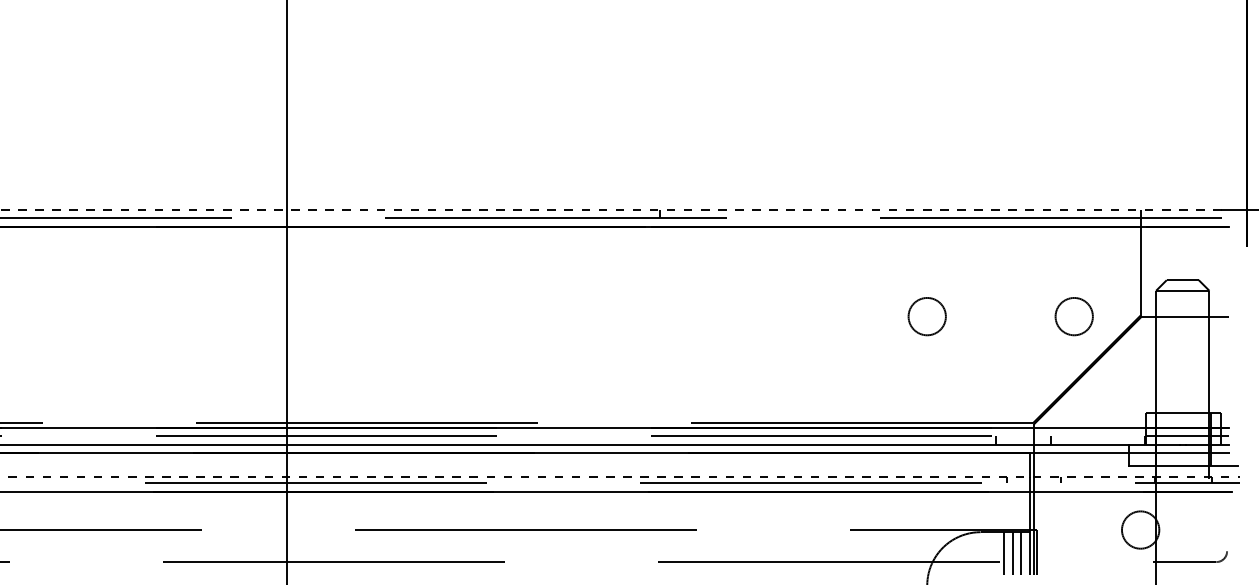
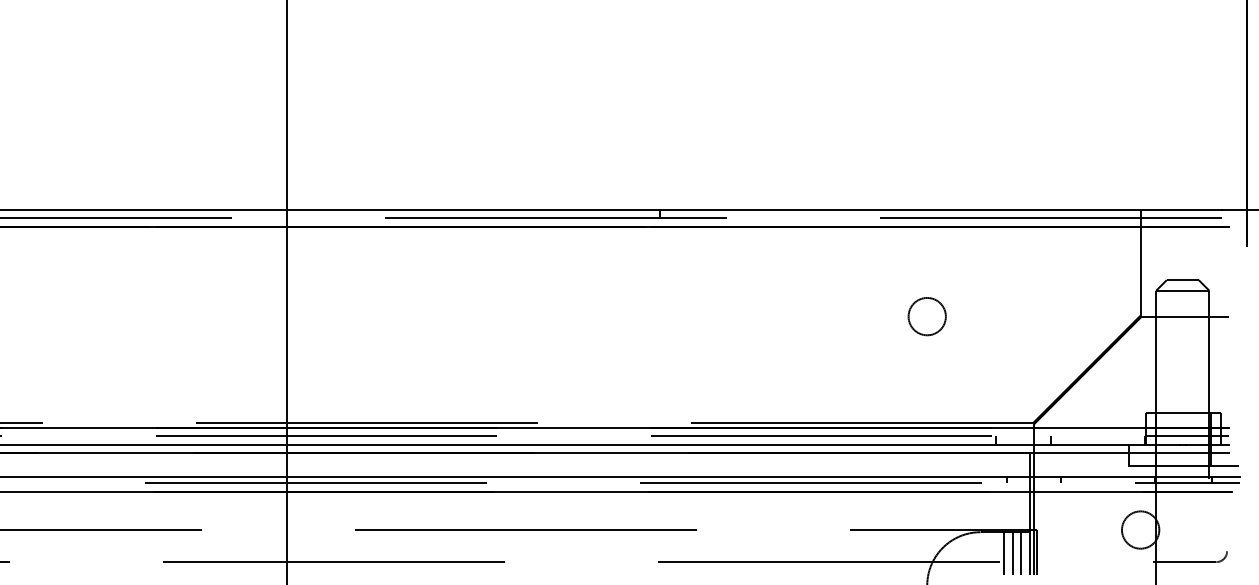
line: dashed -> solid (610, 209)
circle: present -> none (1073, 316)
line: dashed -> solid (620, 476)
